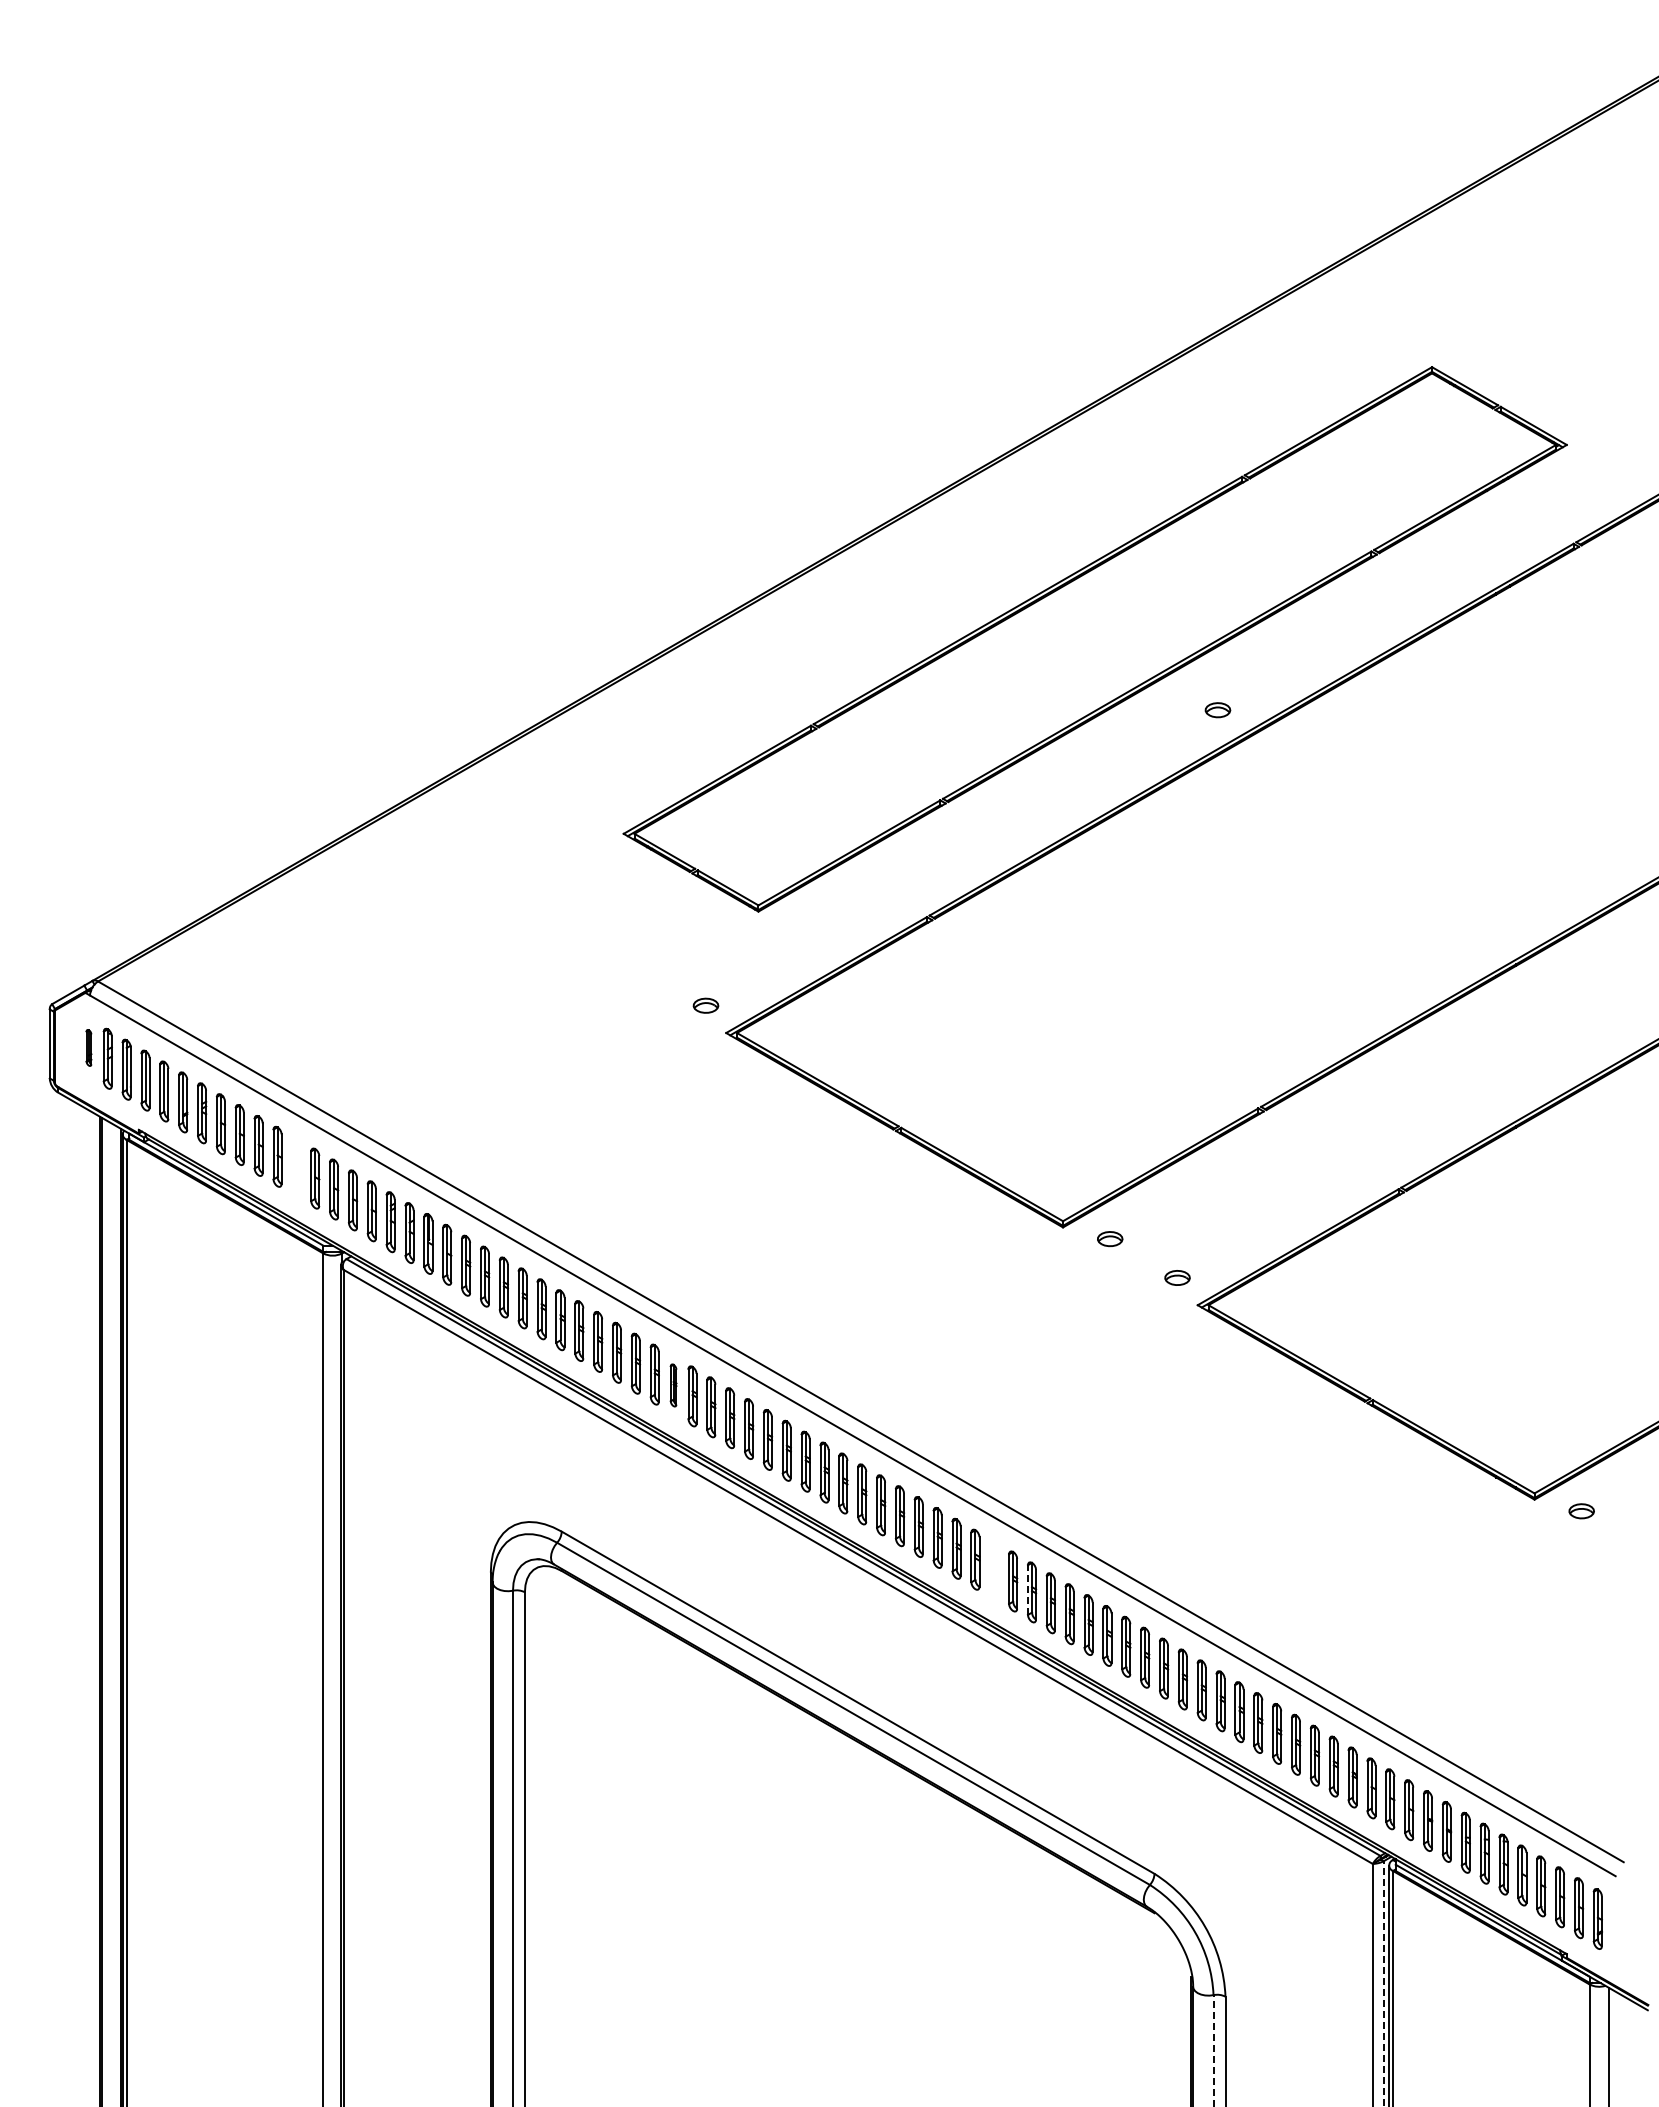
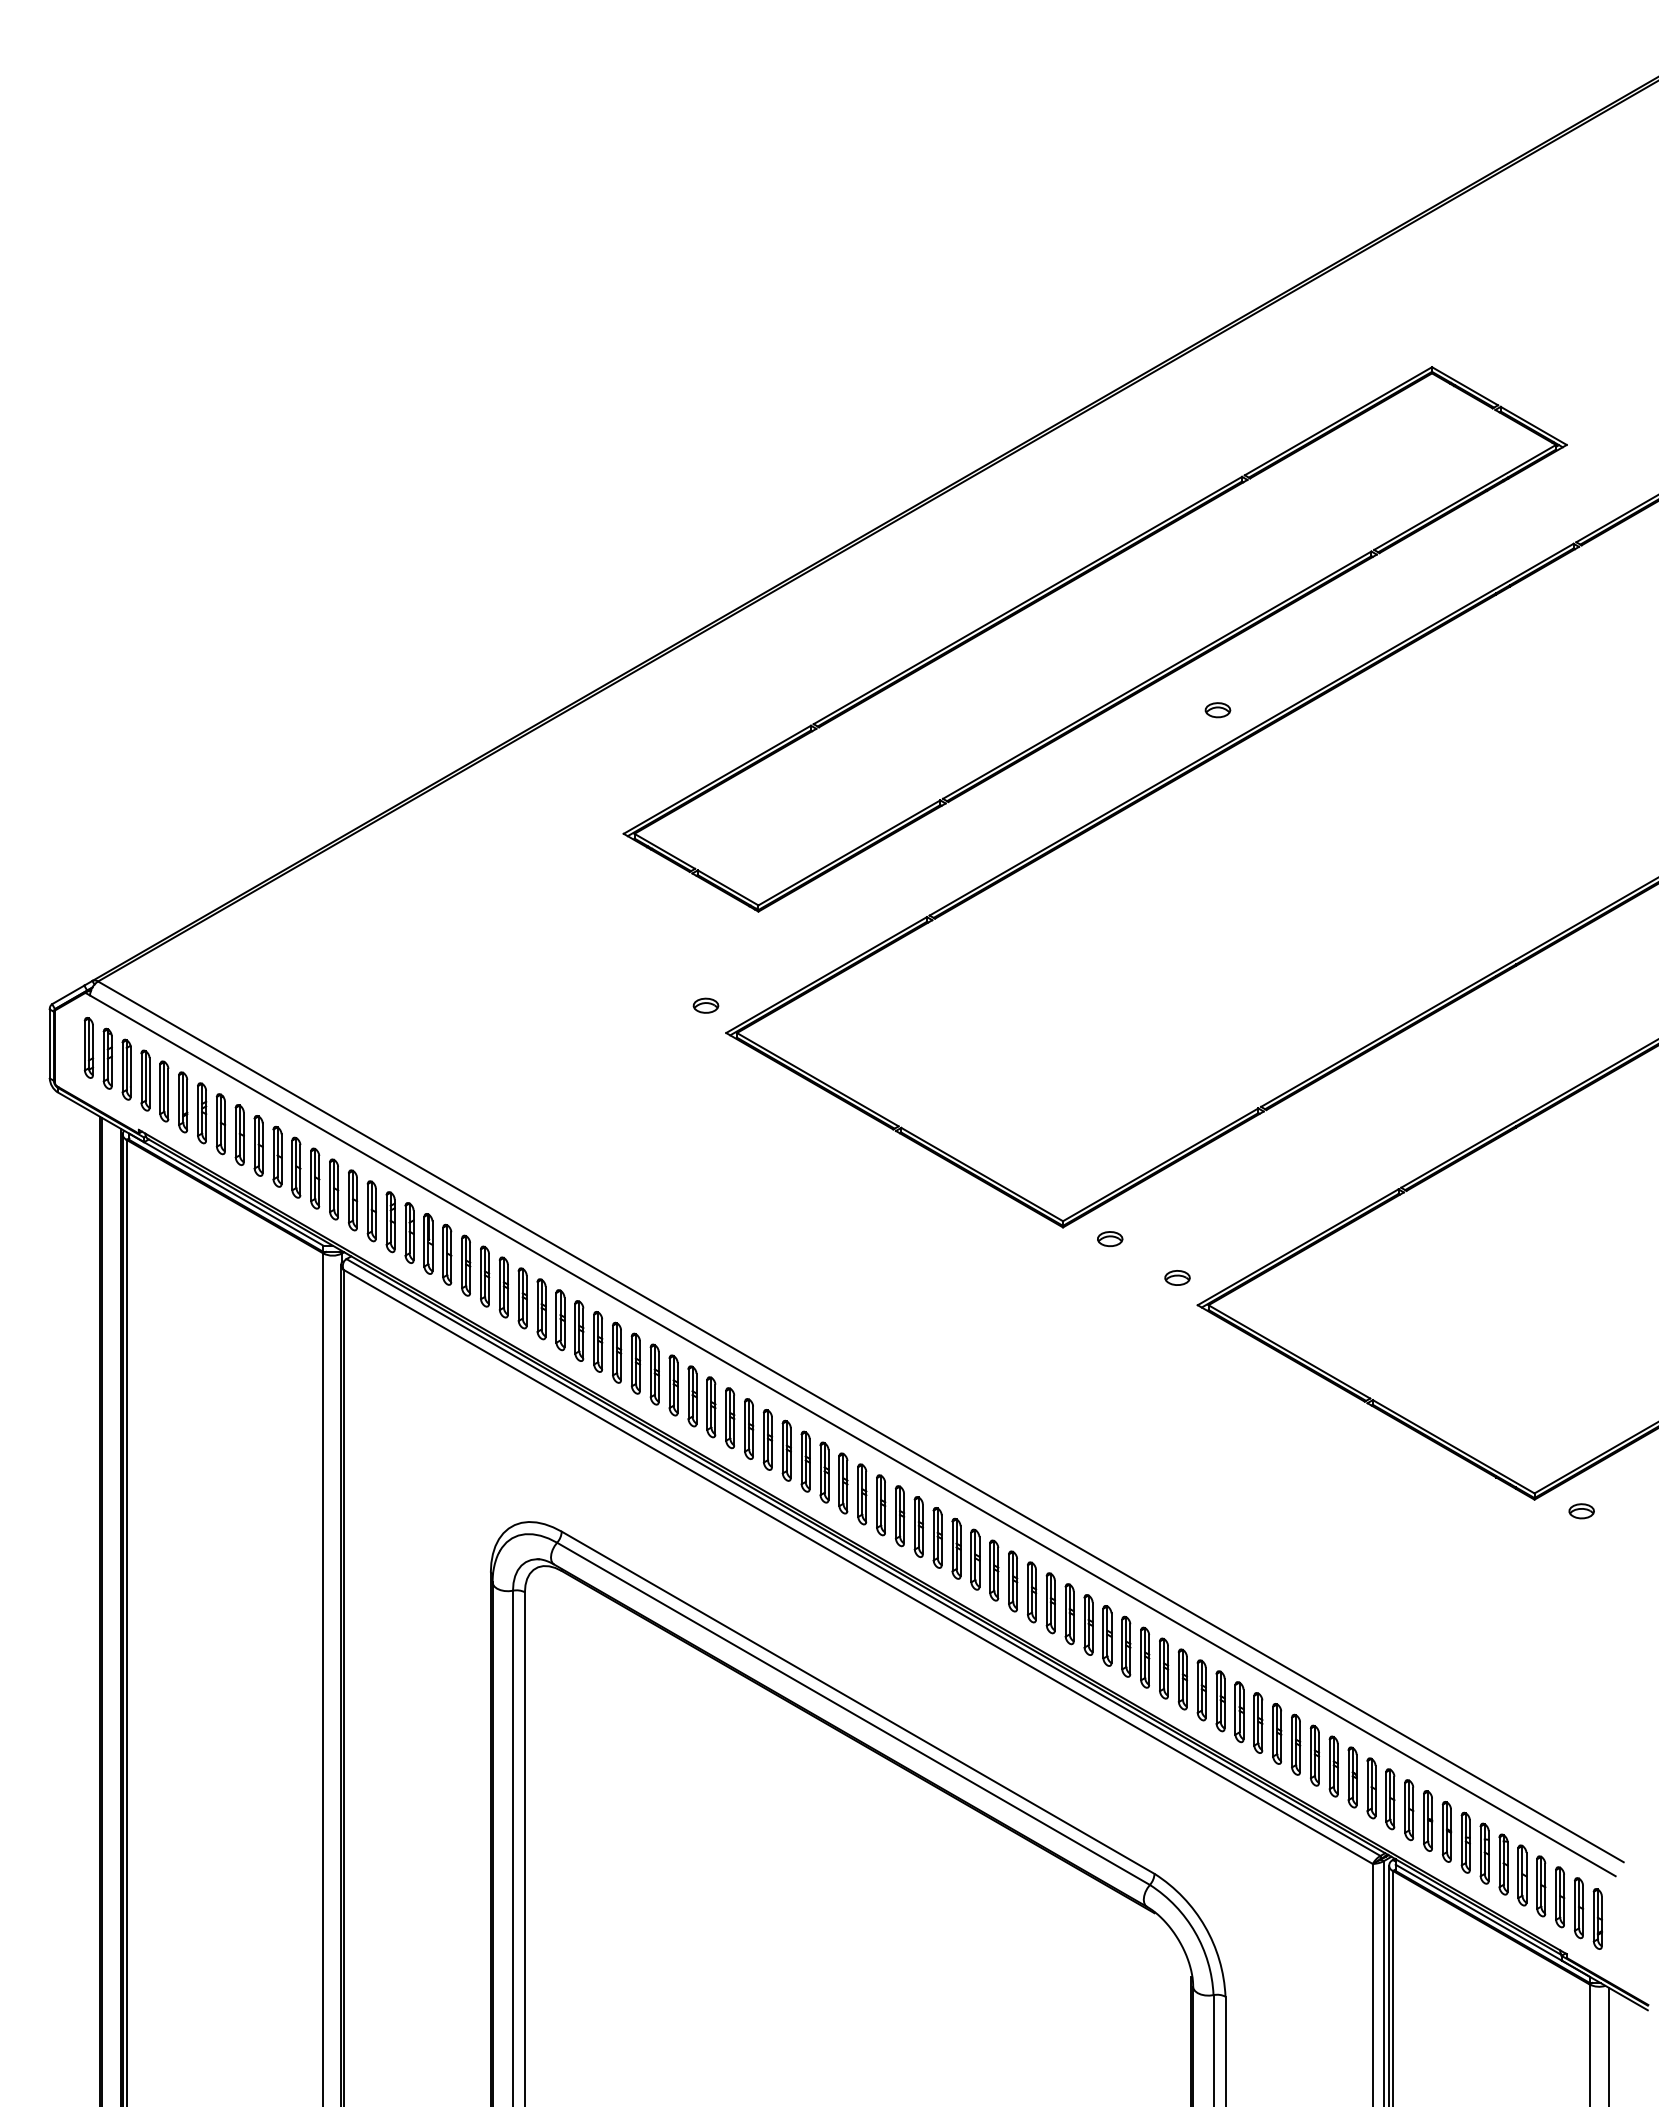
part size: 8x38 px -> 12x62 px (88, 1047)
part: none -> present (296, 1167)
part size: 9x45 px -> 11x63 px (673, 1385)
part: none -> present (994, 1570)
line: dashed -> solid (1027, 1590)
line: dashed -> solid (1383, 1983)
line: dashed -> solid (1213, 2050)
